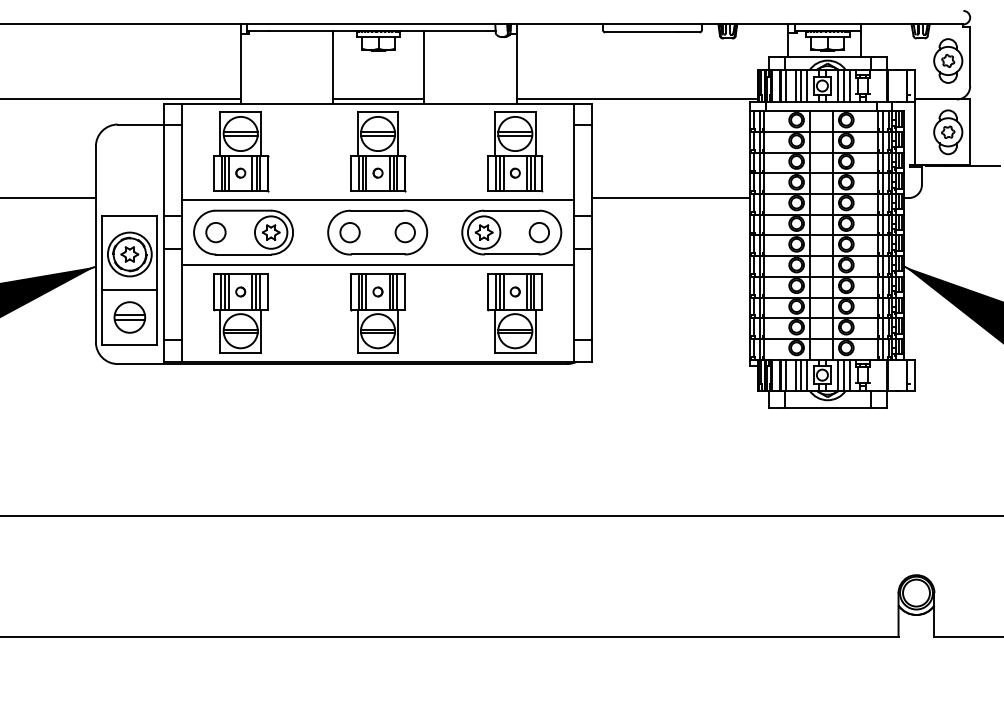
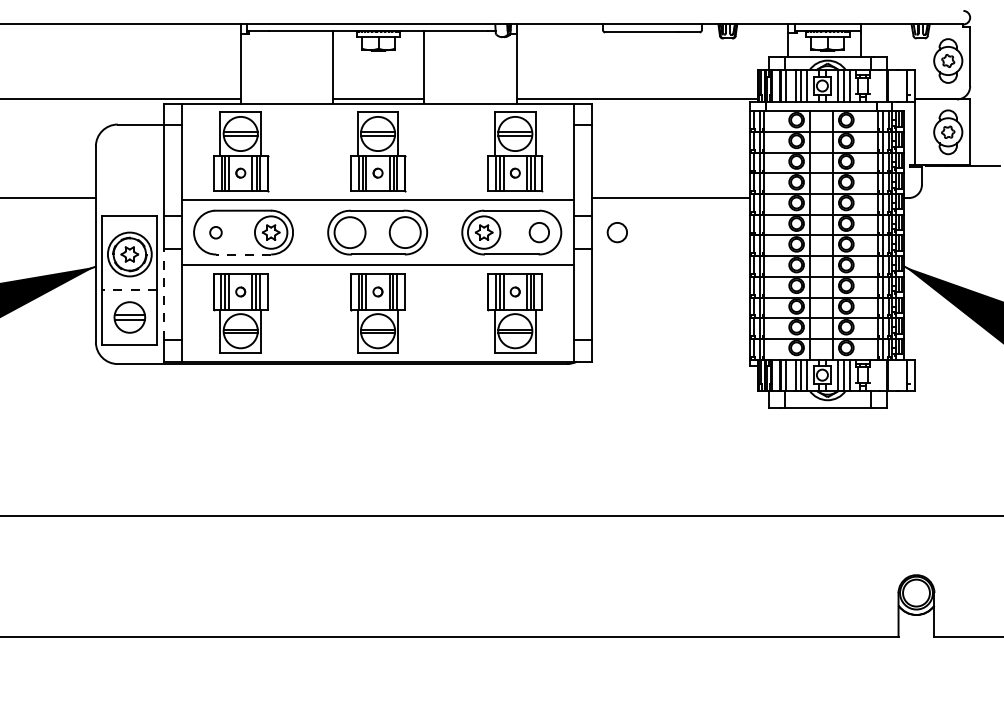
circle size: 22x22 px -> 14x14 px (215, 232)
circle diameter: 19 px -> 31 px (349, 232)
circle diameter: 19 px -> 31 px (404, 232)
circle: none -> present (616, 232)
line: solid -> dashed (243, 254)
line: solid -> dashed (129, 290)
line: solid -> dashed (164, 293)
